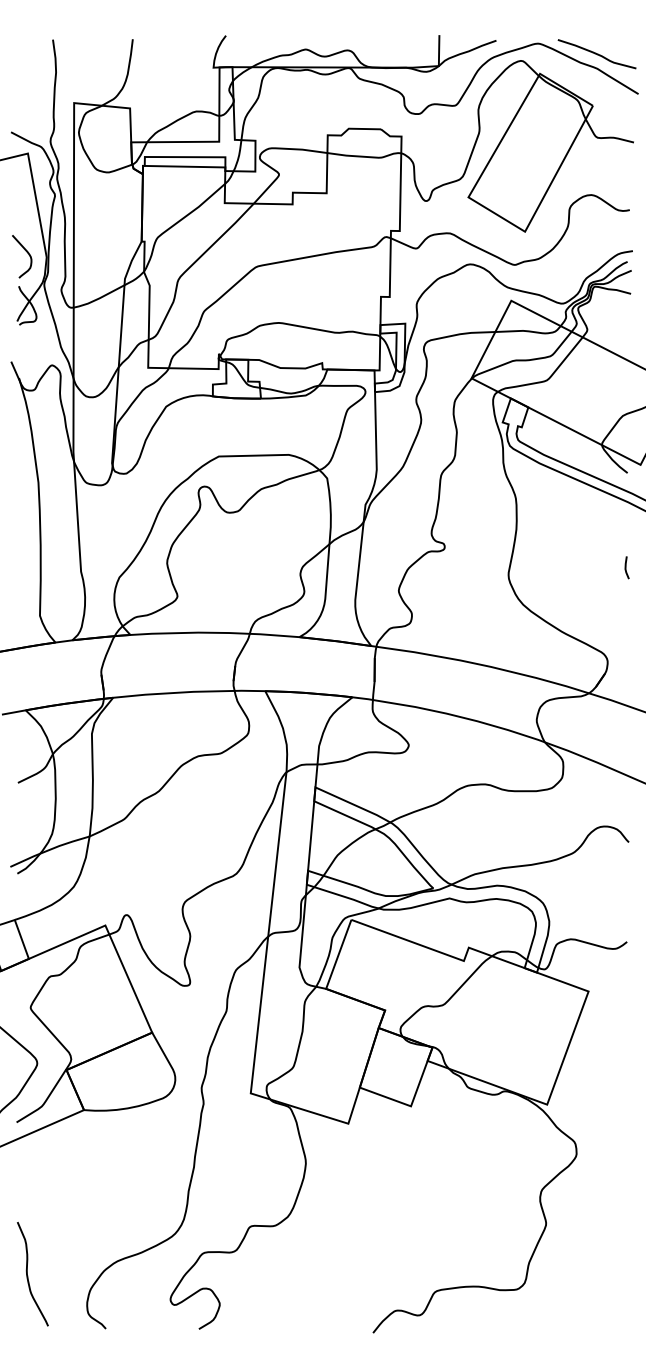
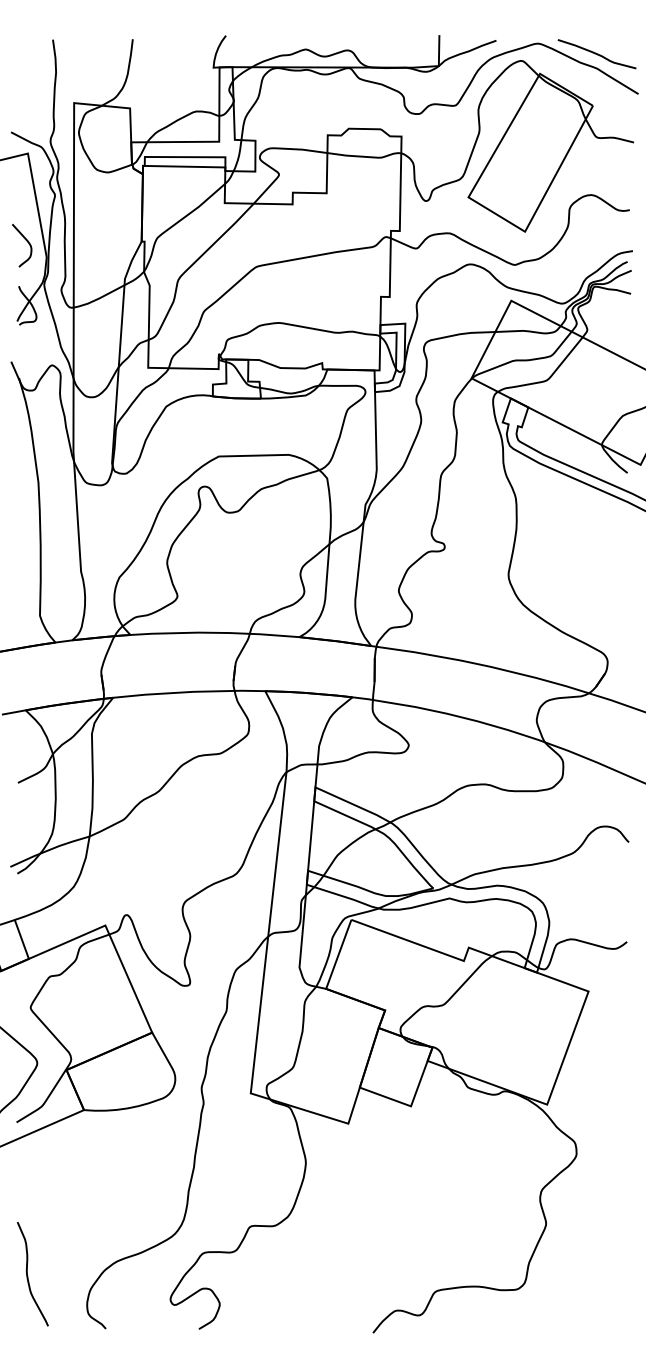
curve position: (26, 252) -> (26, 241) (26, 241)
line: present -> none (626, 567)
